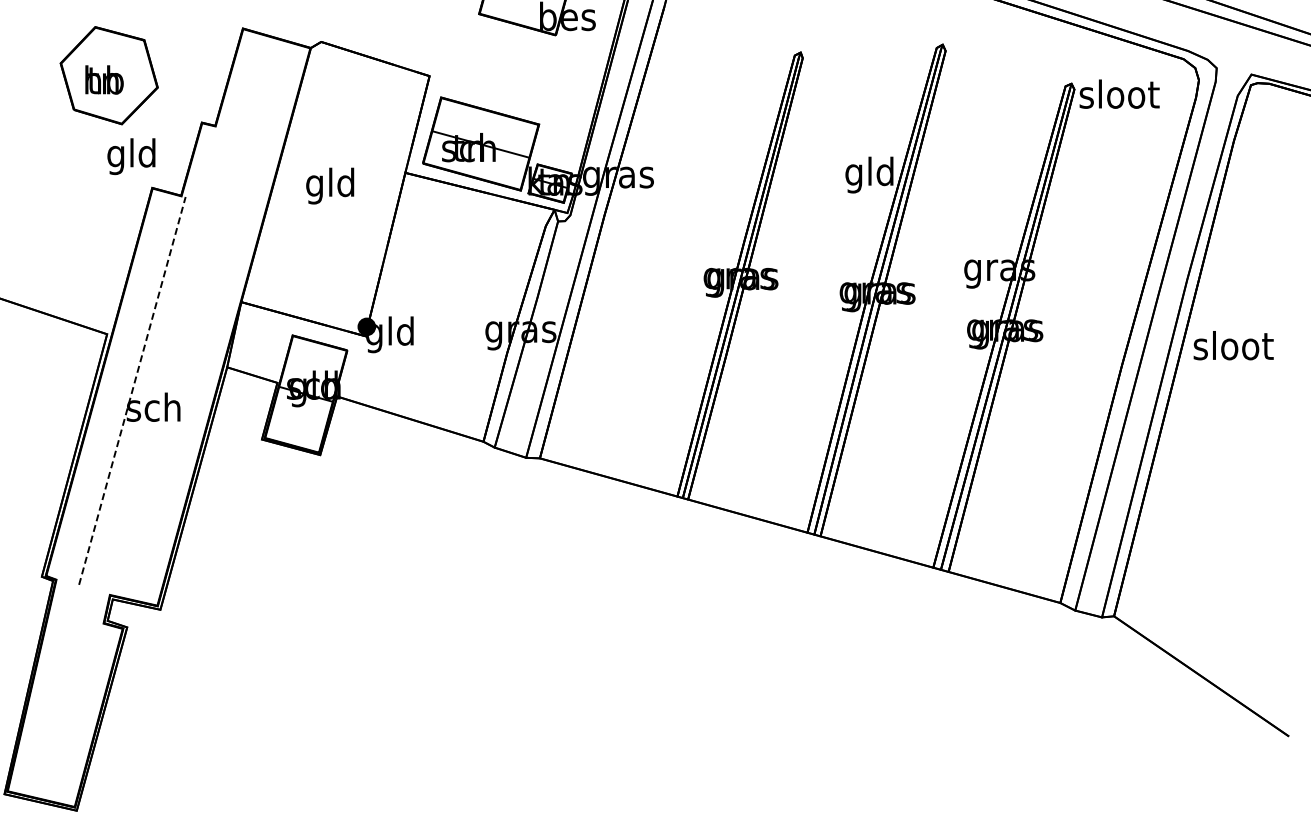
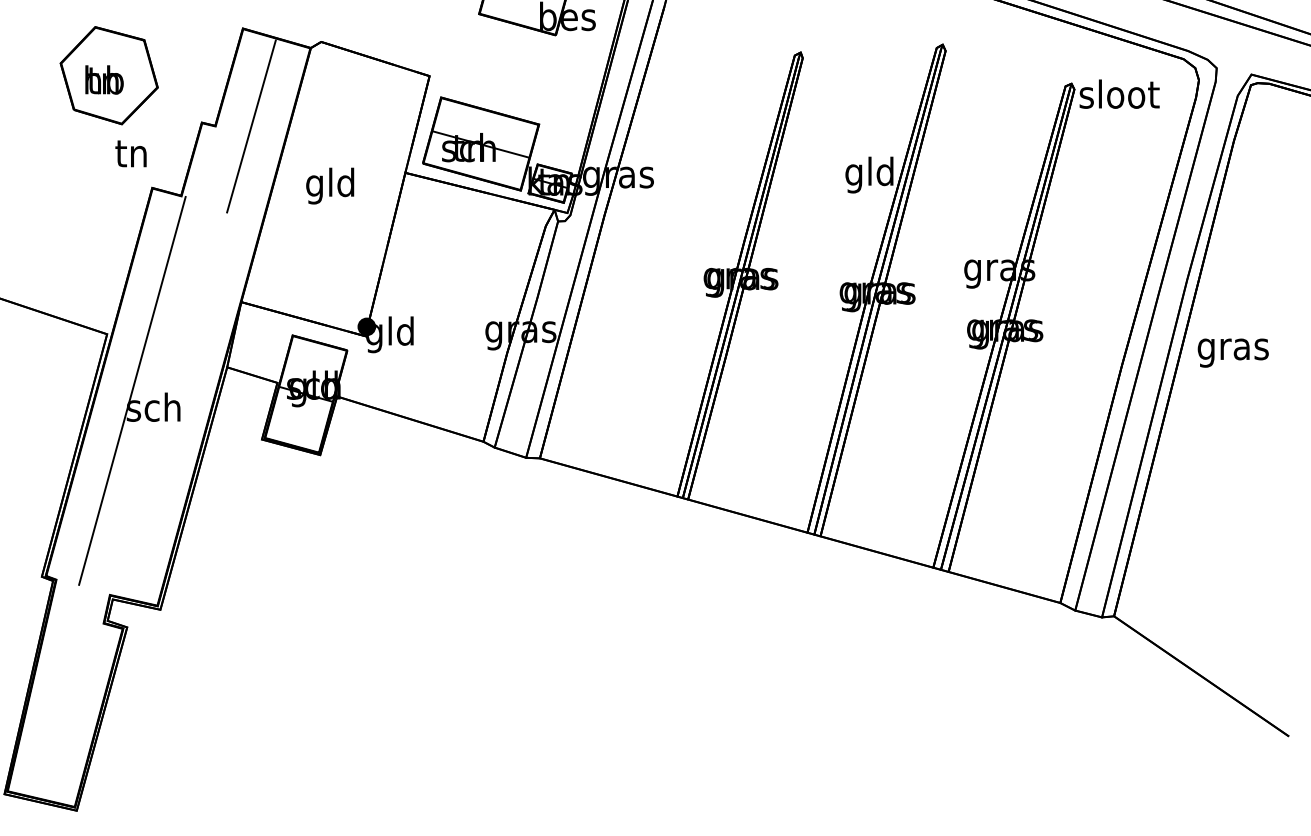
line: none -> present (251, 126)
text: gld -> tn (131, 156)
text: sloot -> gras (1233, 349)
line: dashed -> solid (132, 390)
